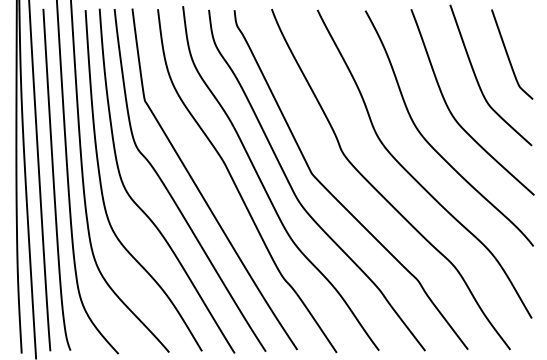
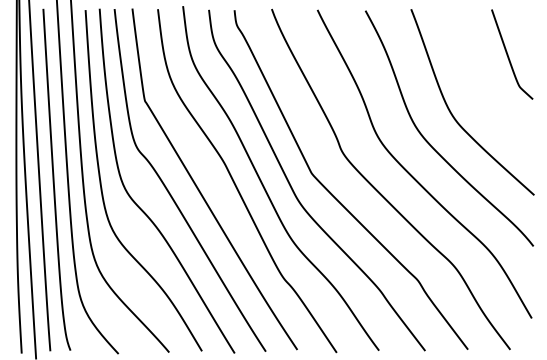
curve: present -> none (477, 78)
